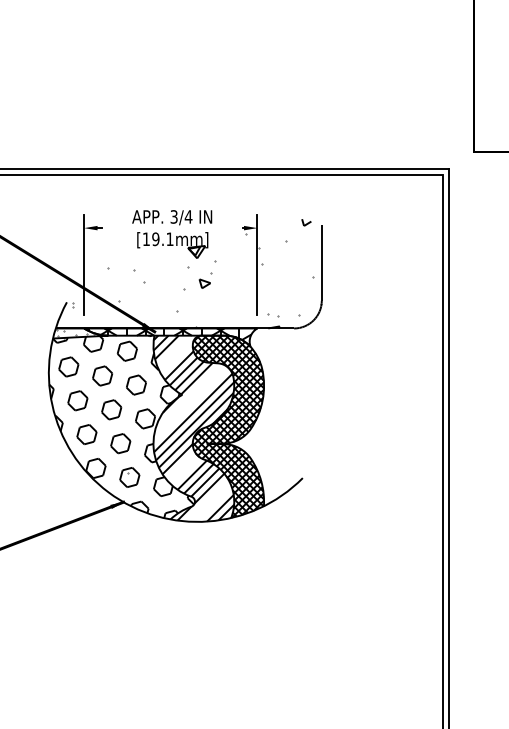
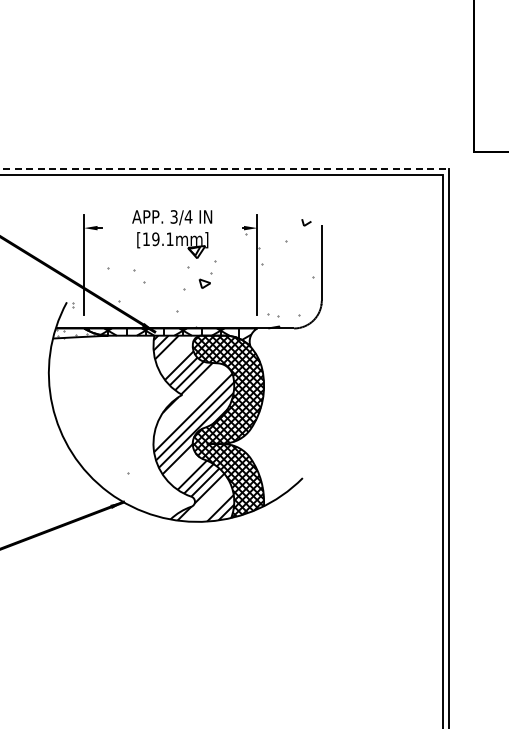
line: solid -> dashed (225, 168)
hatch: present -> none (121, 426)
